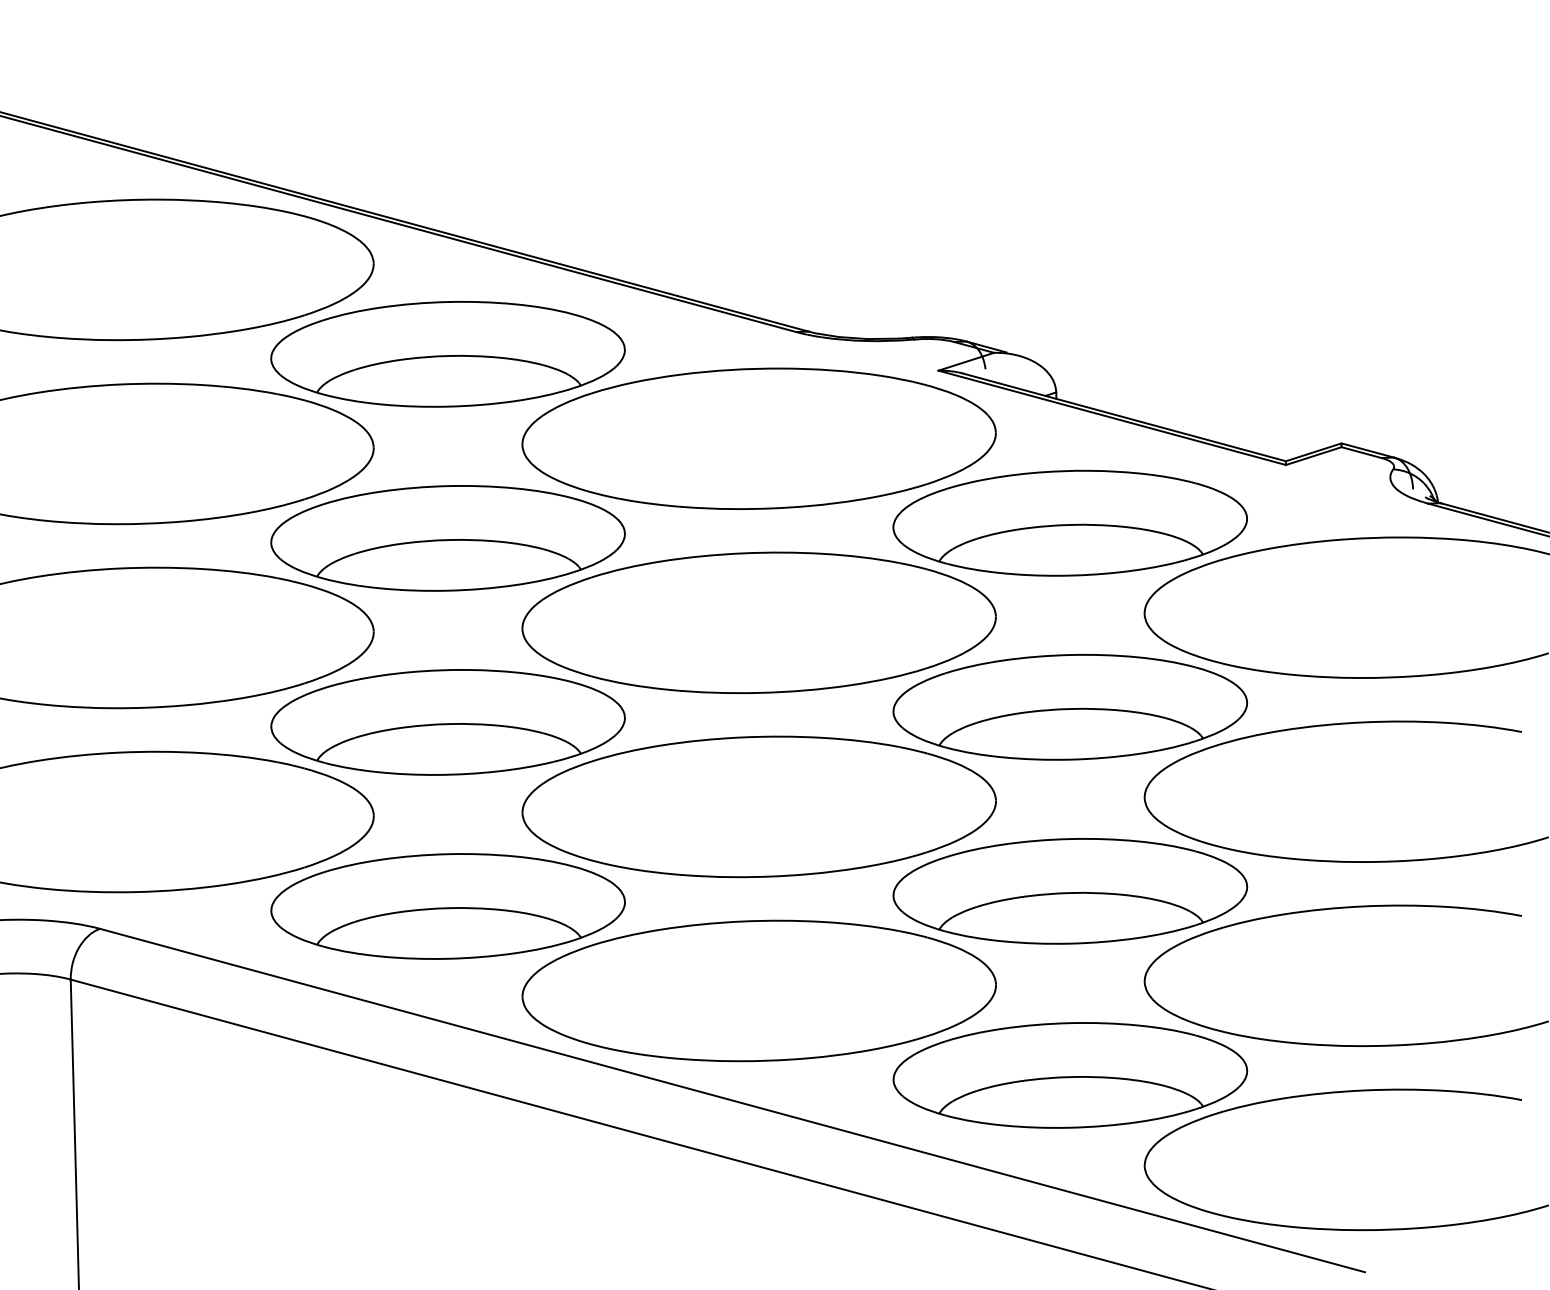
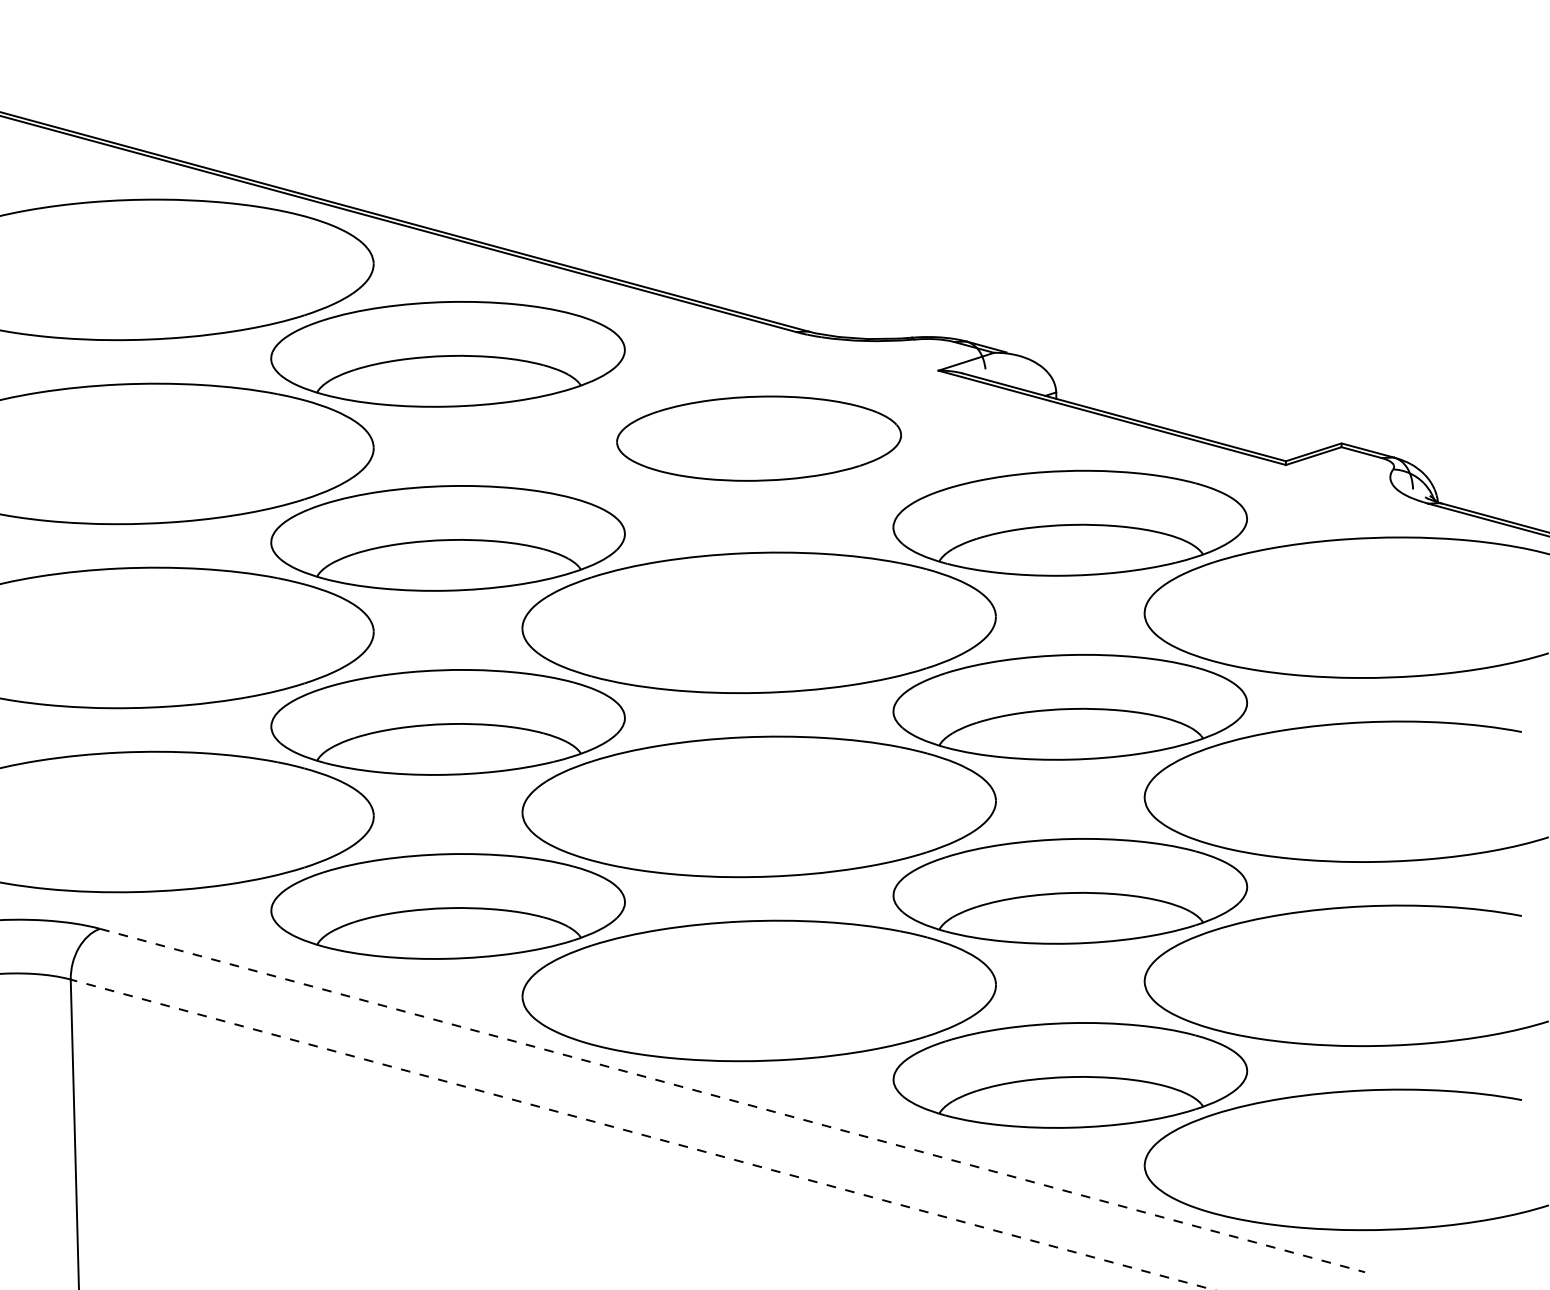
part size: 476x143 px -> 286x87 px (758, 438)
line: solid -> dashed (733, 1100)
line: solid -> dashed (641, 1134)
